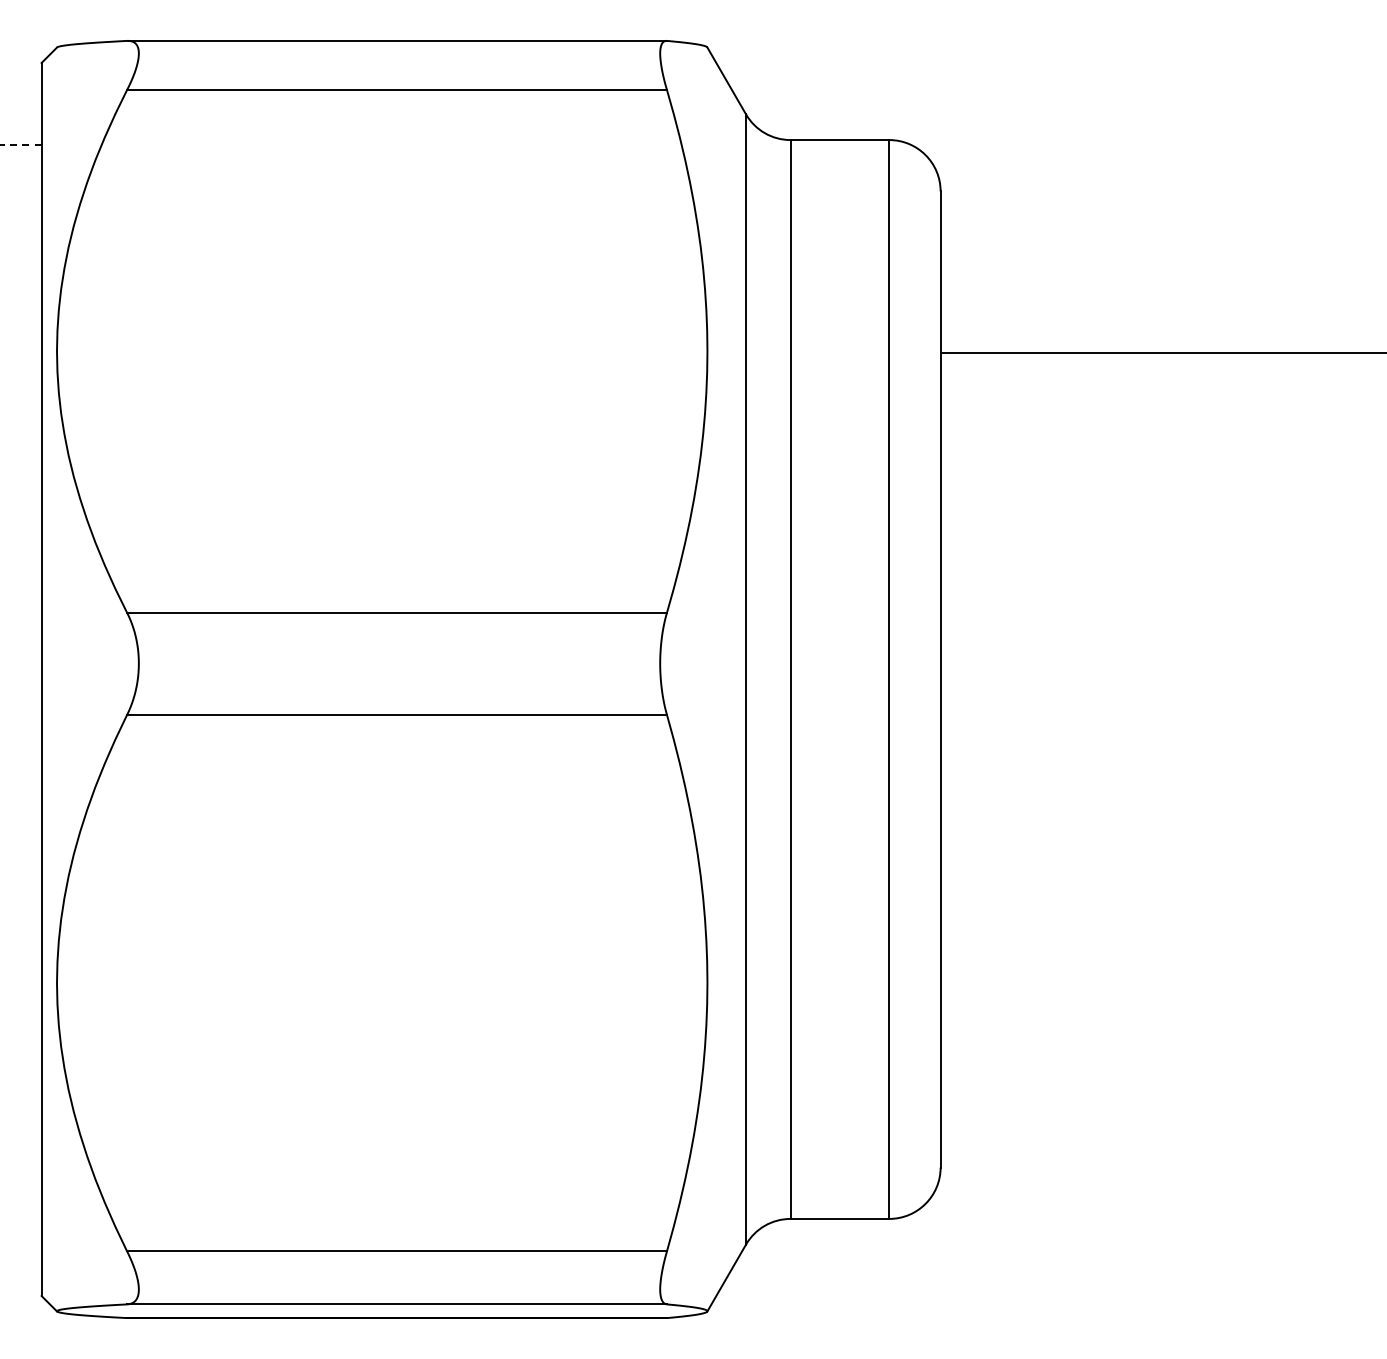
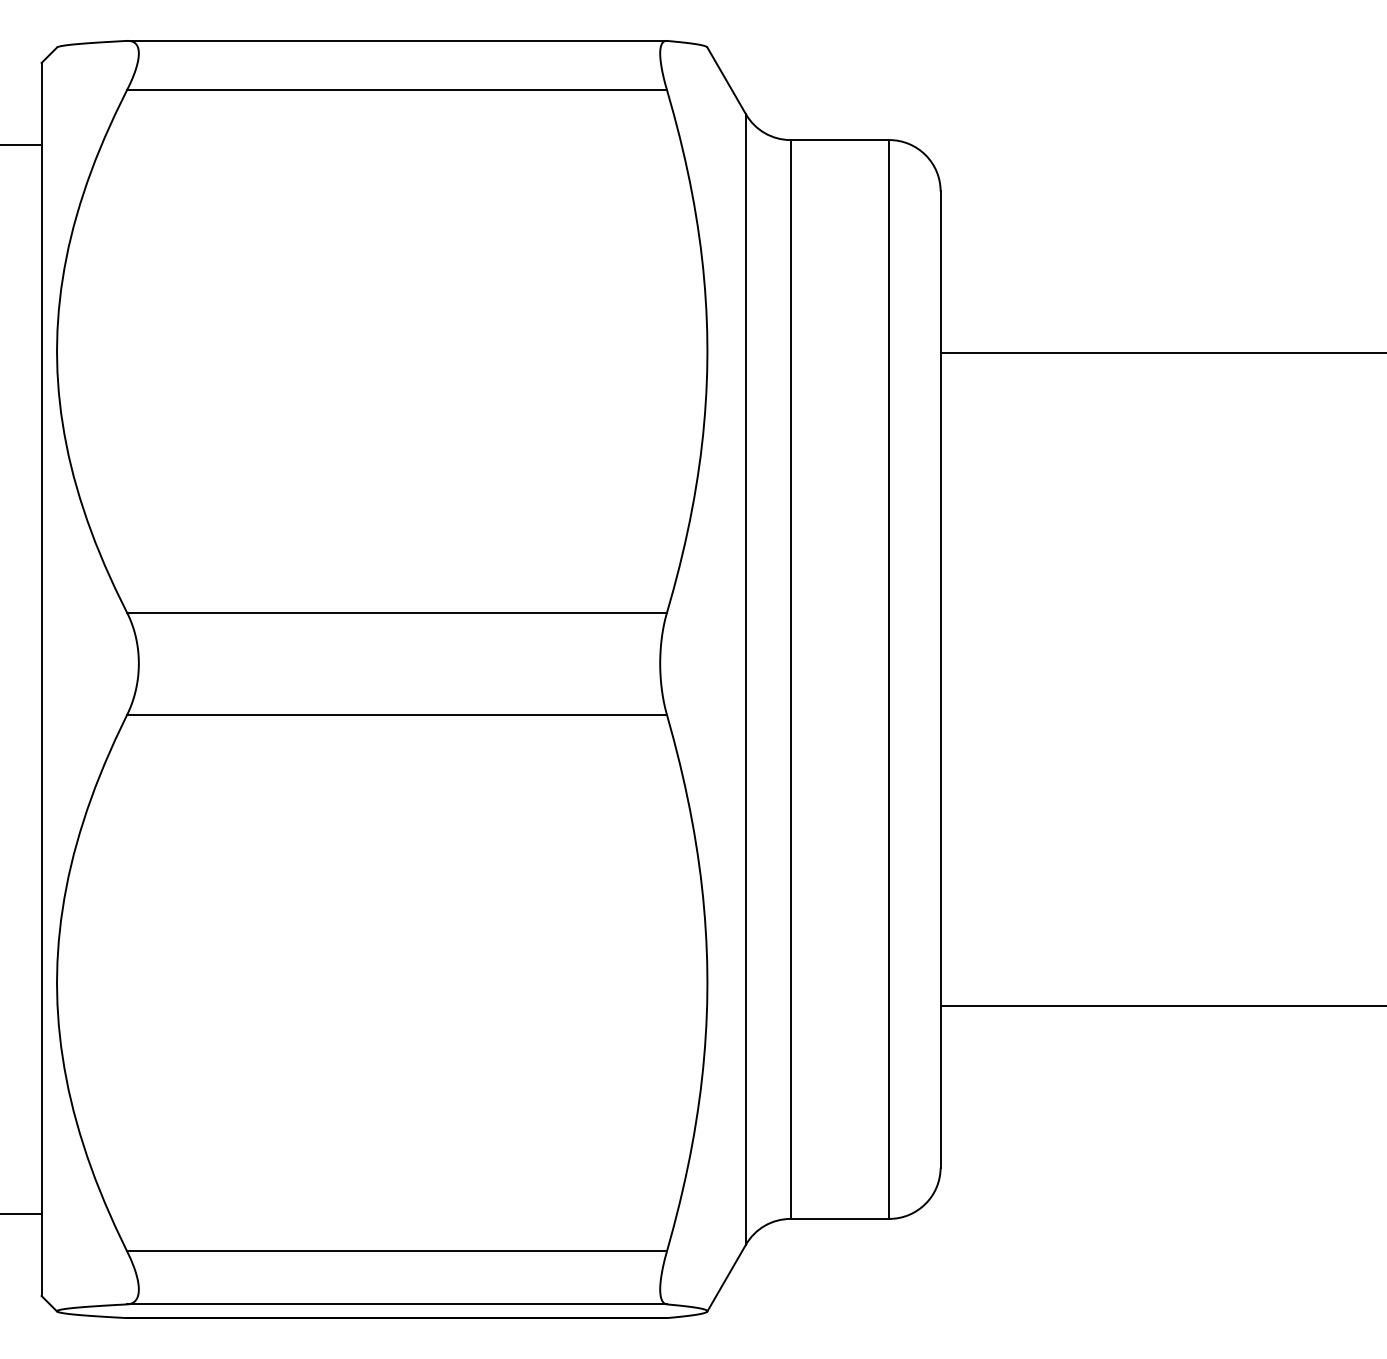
line: dashed -> solid (20, 145)
line: none -> present (1161, 1005)
line: none -> present (21, 1213)
